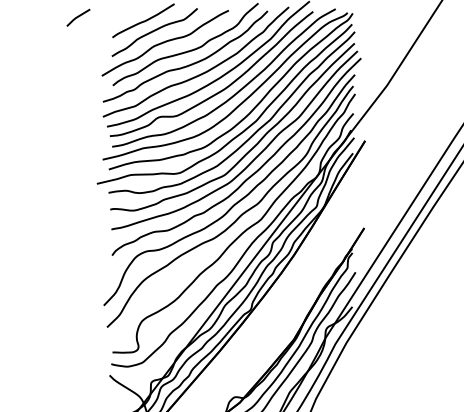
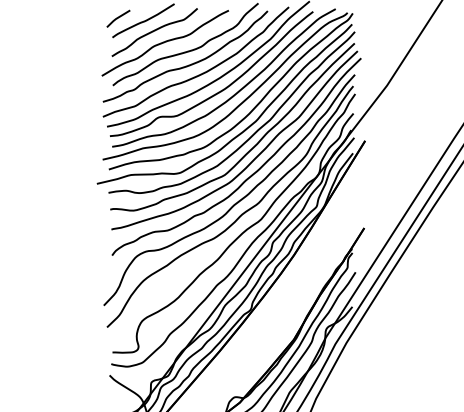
line position: (78, 17) -> (118, 18) (118, 18)
